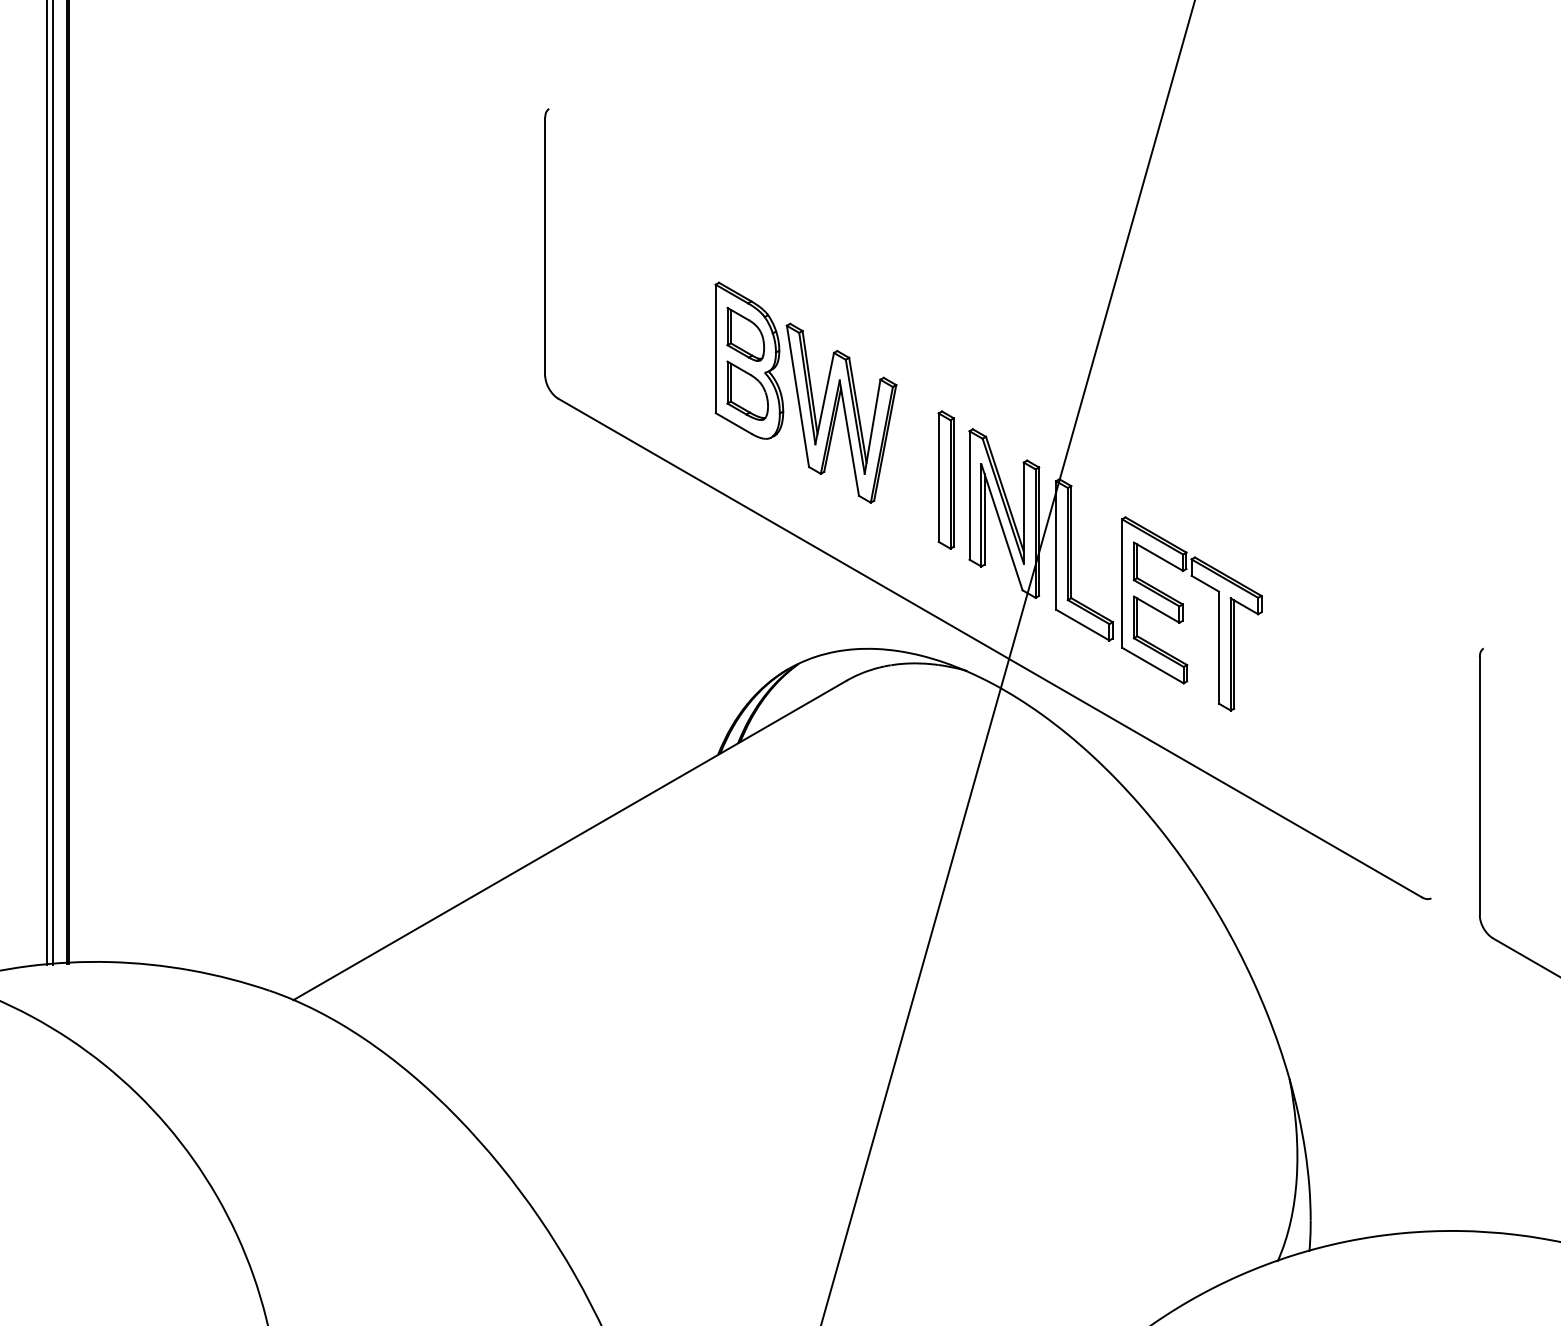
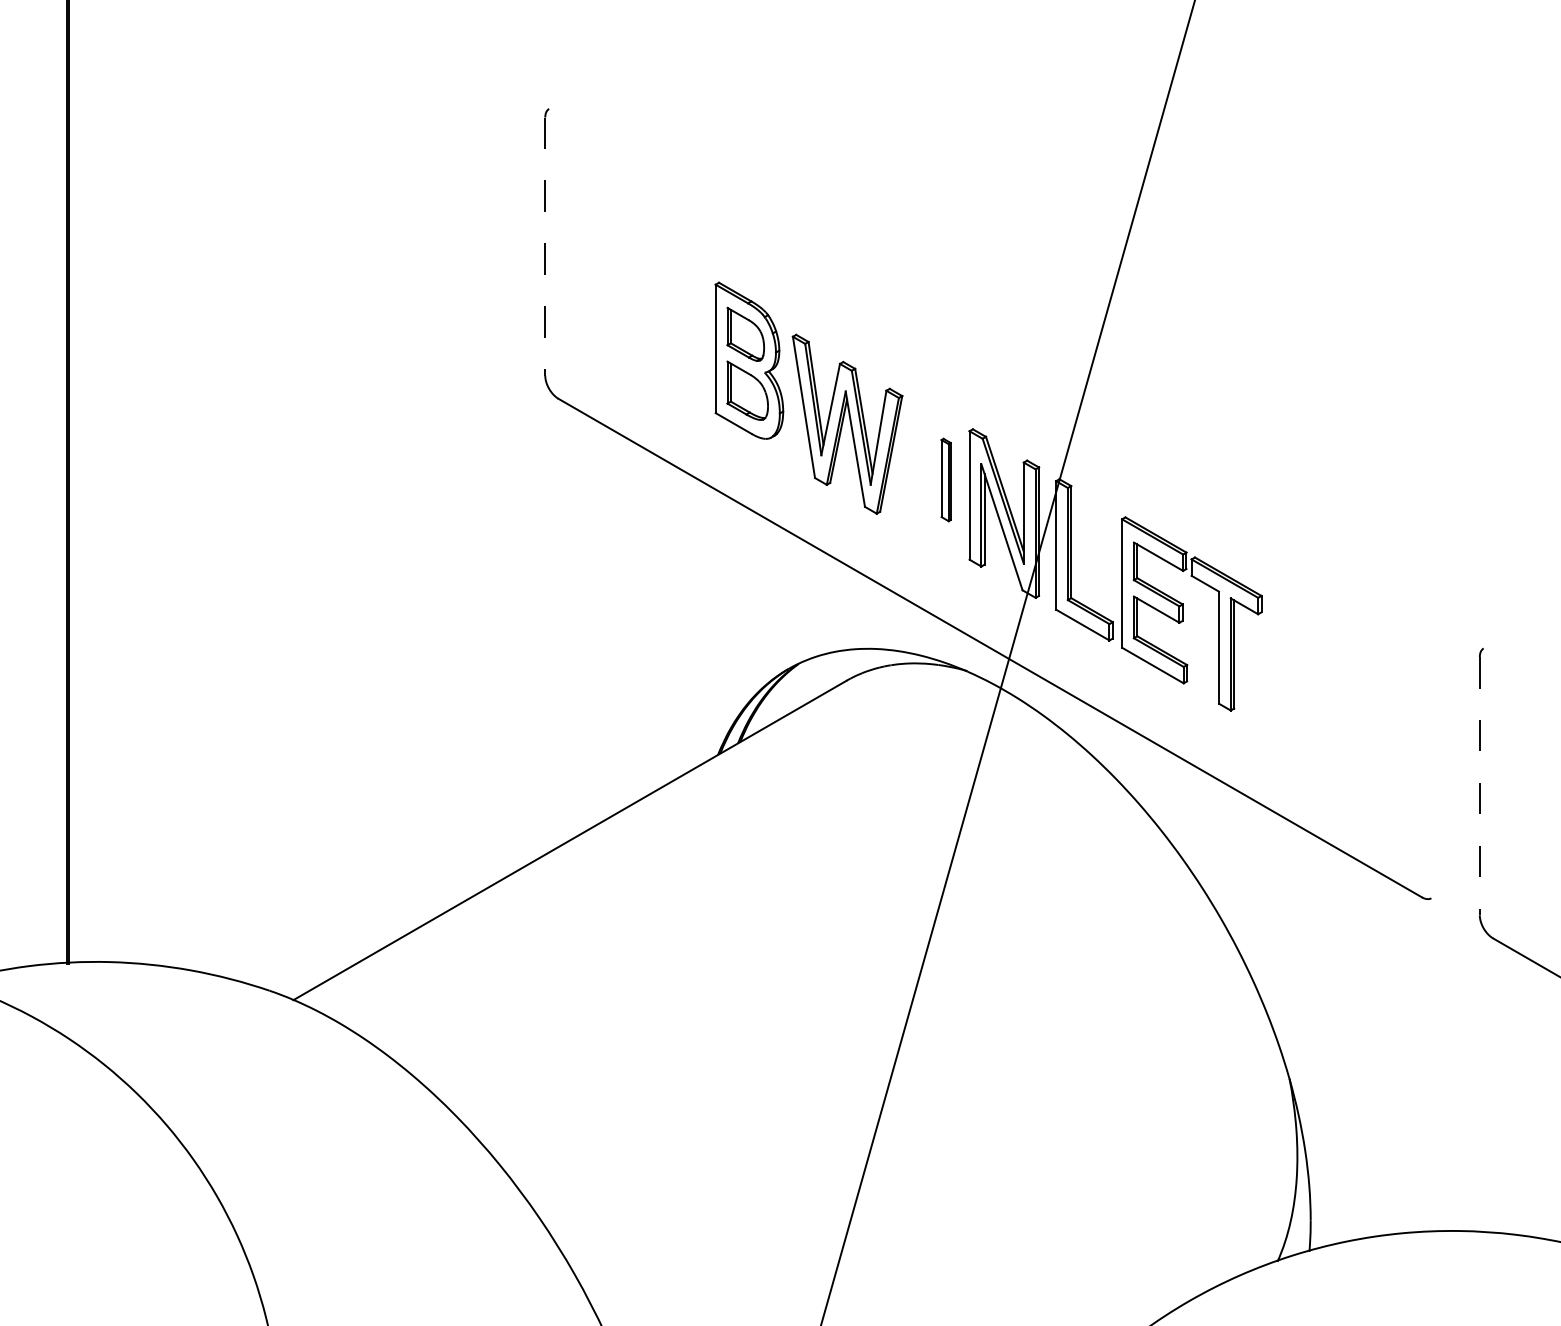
line: solid -> dashed (545, 247)
part position: (841, 412) -> (847, 423) (847, 423)
part size: 18x140 px -> 12x86 px (945, 479)
line: present -> none (46, 483)
line: present -> none (53, 483)
line: solid -> dashed (1479, 786)
